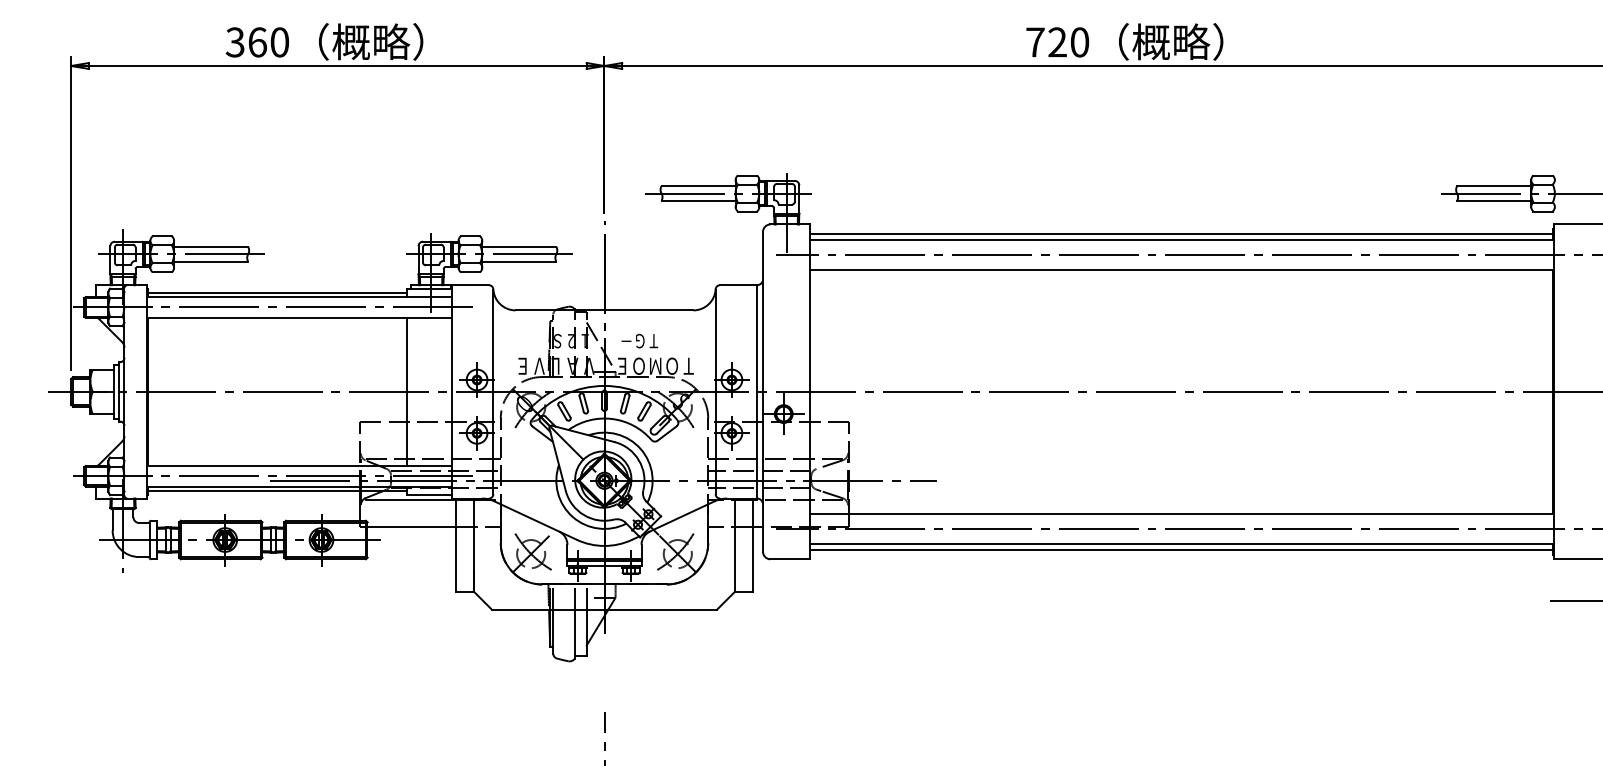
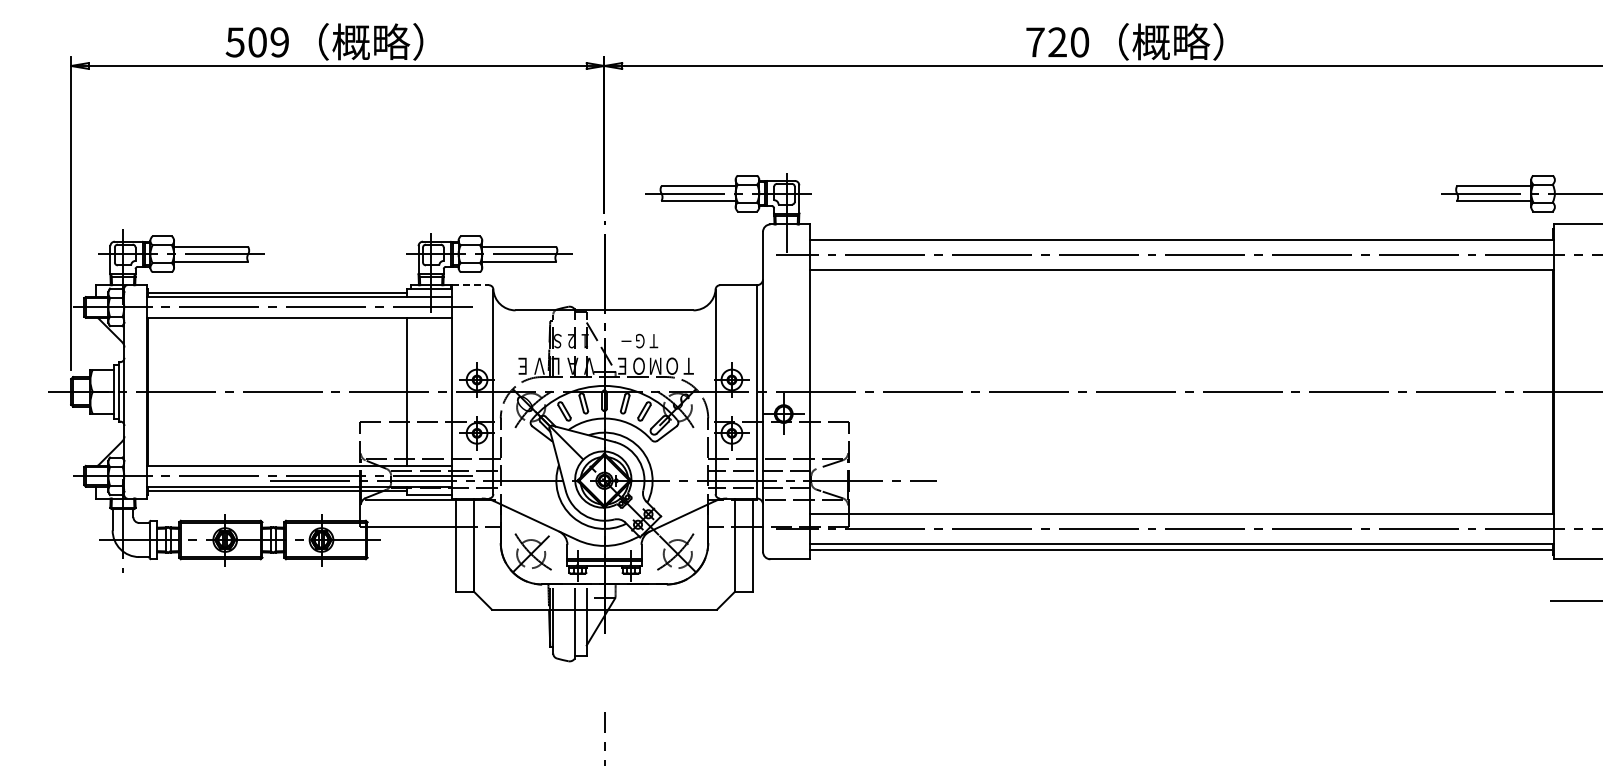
text: 360 -> 509 (257, 42)
line: present -> none (1181, 234)
line: solid -> dashed (470, 285)
